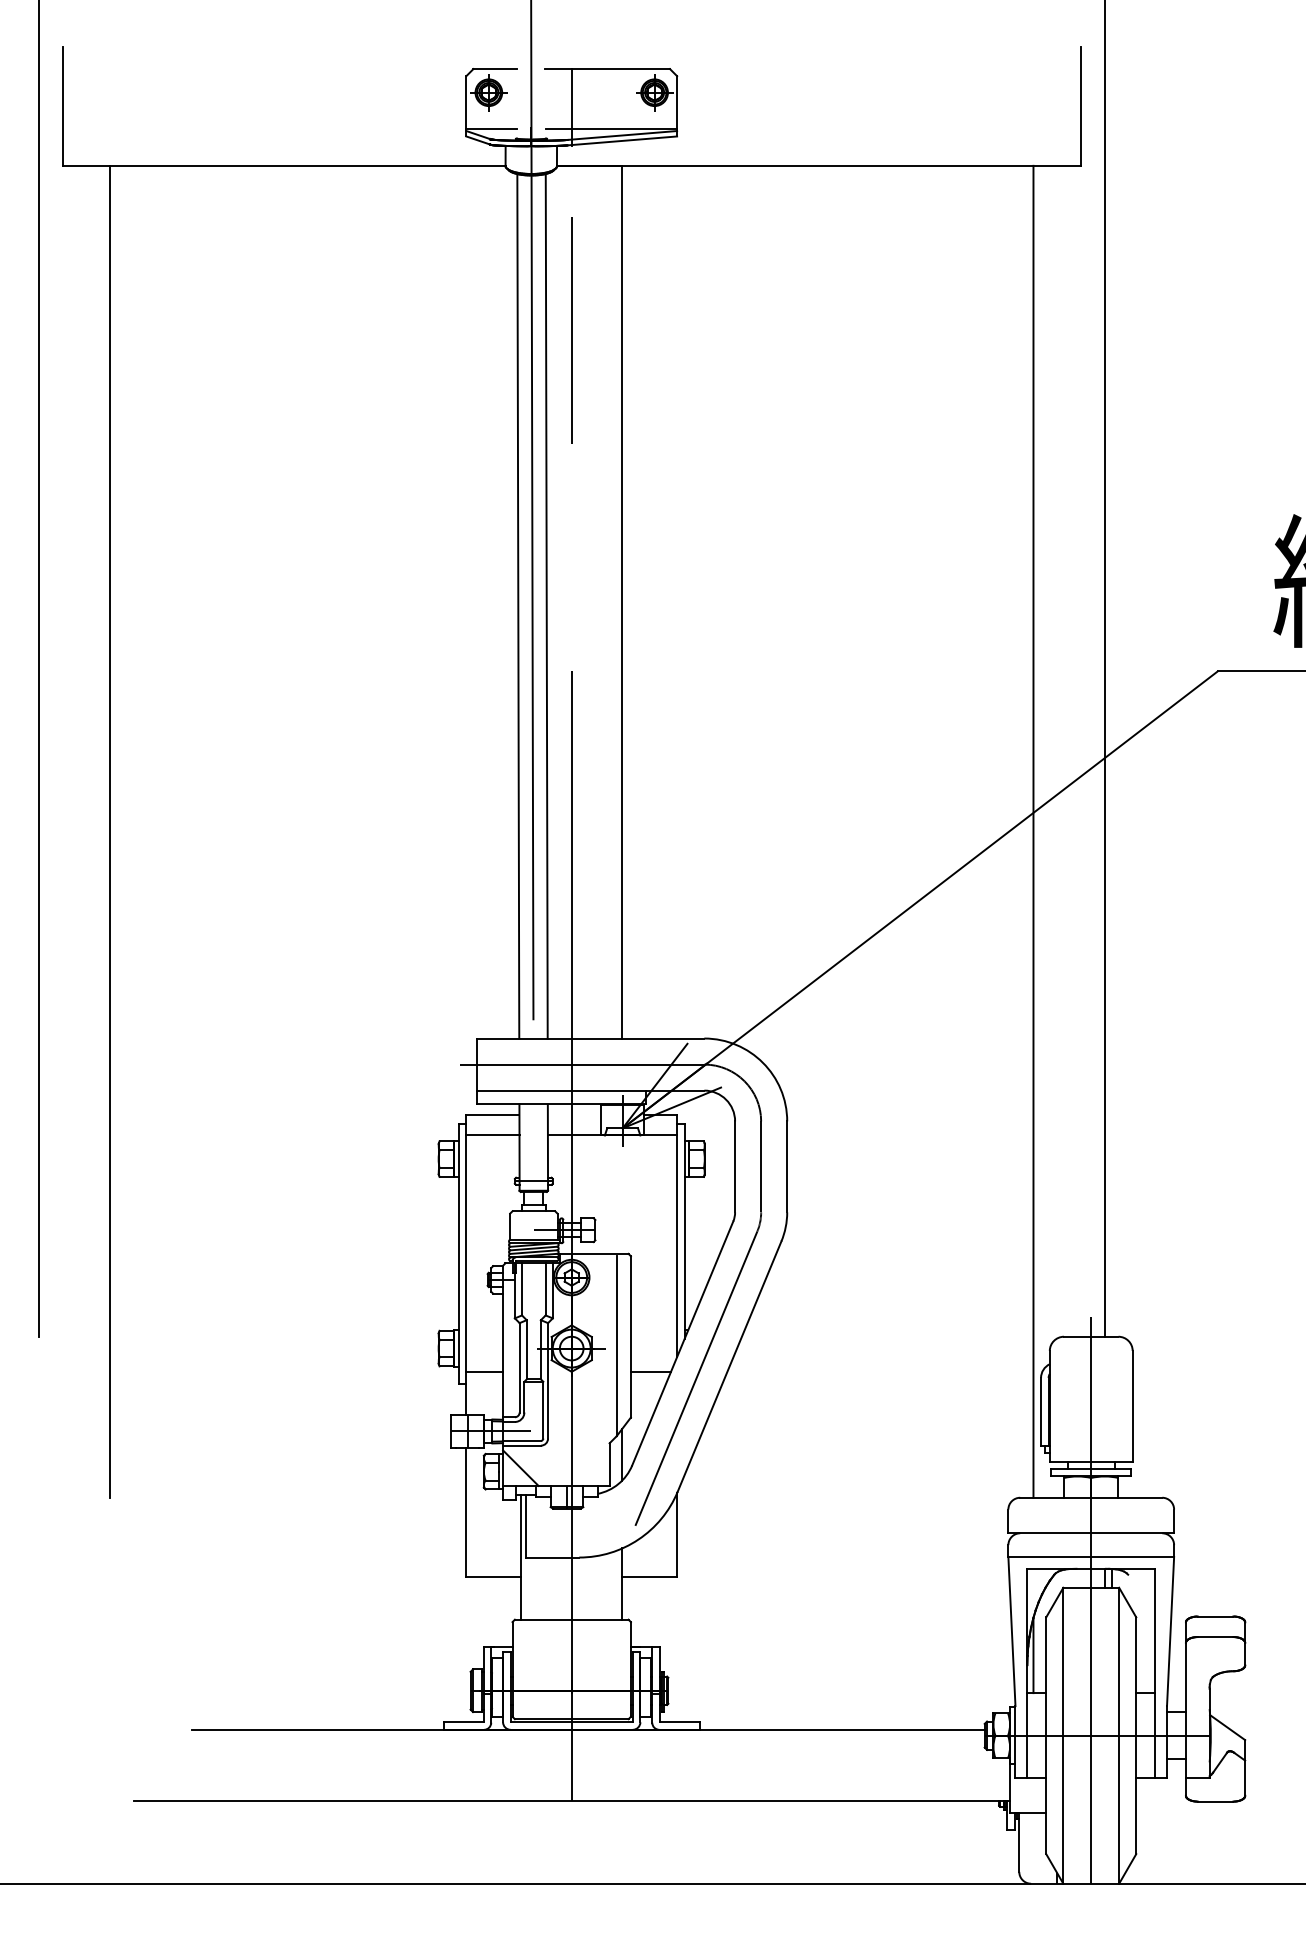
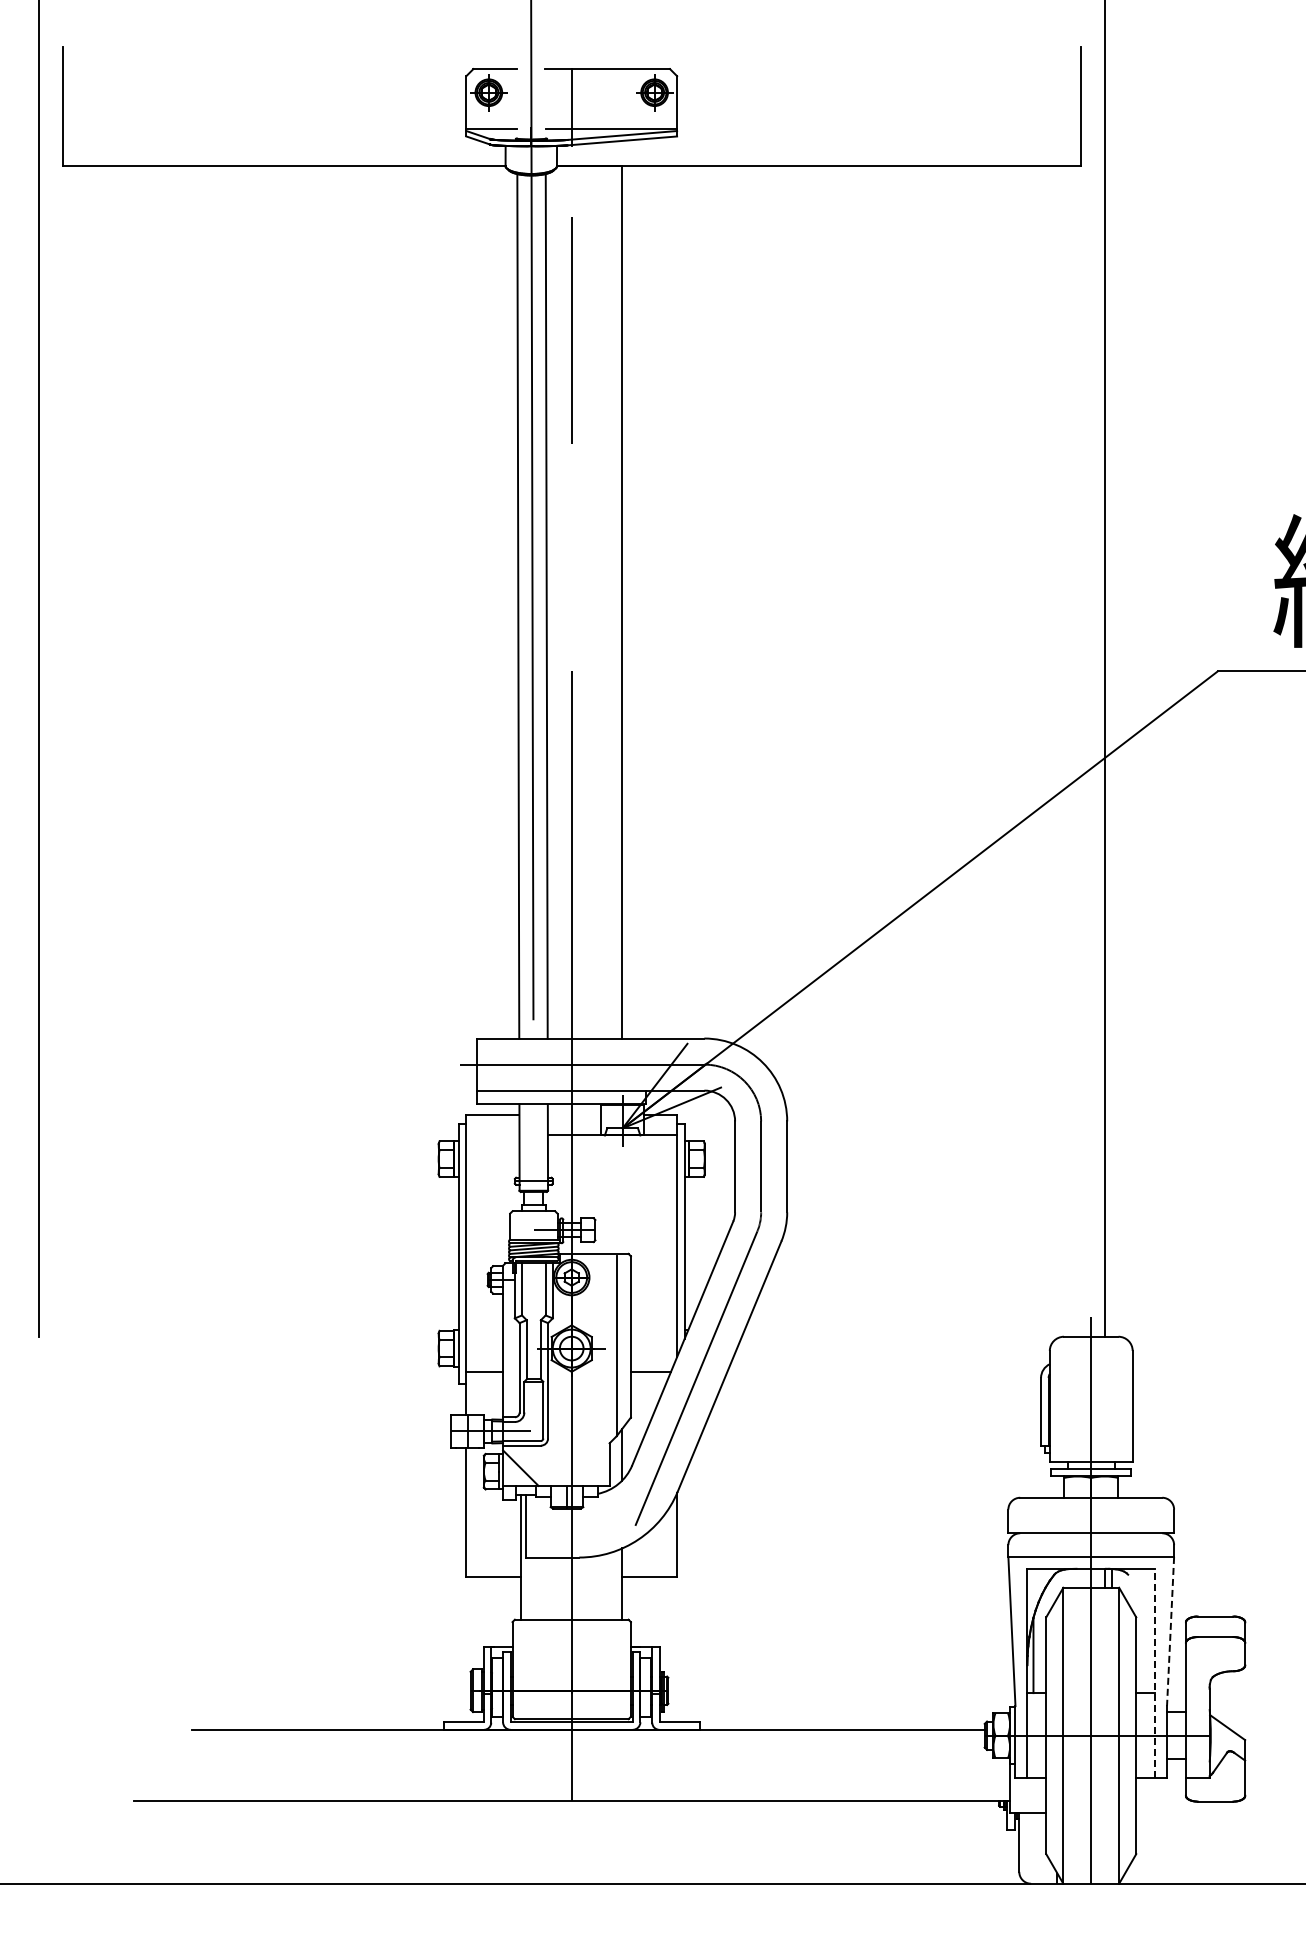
line: present -> none (110, 831)
line: present -> none (1033, 831)
line: present -> none (492, 1135)
line: solid -> dashed (1170, 1631)
line: solid -> dashed (1155, 1673)
